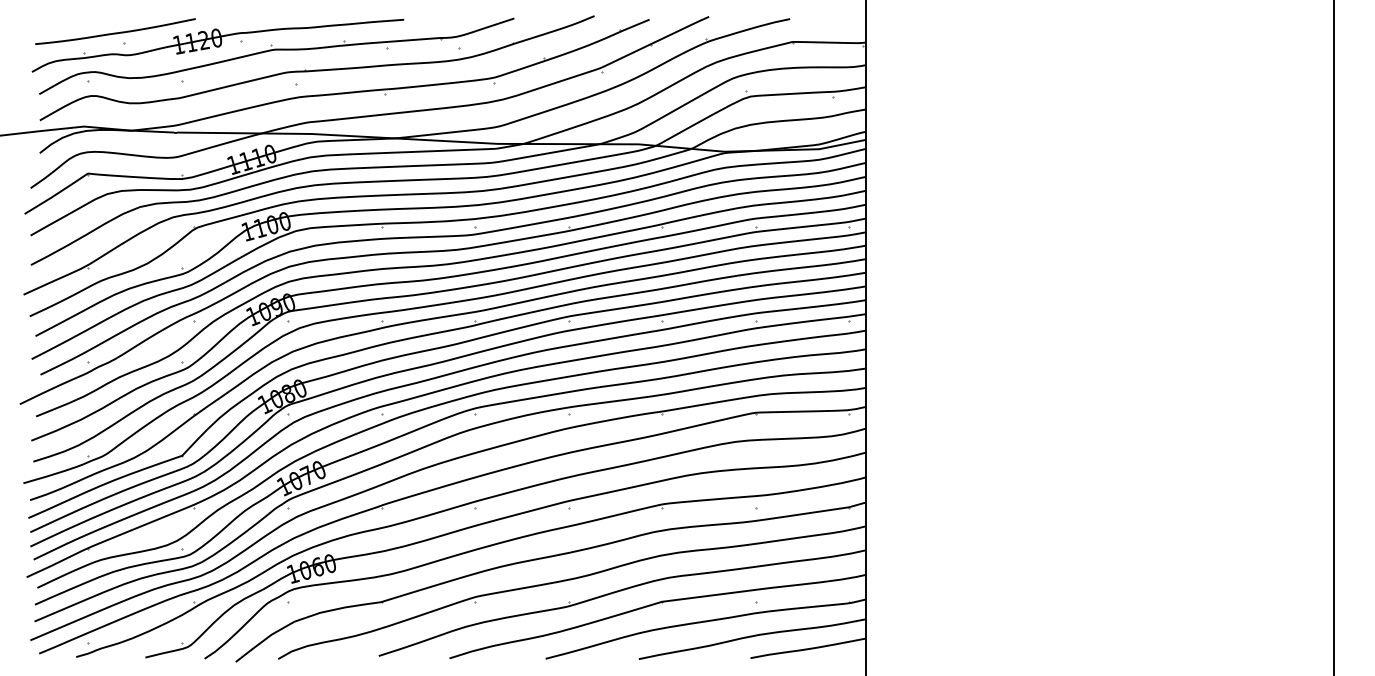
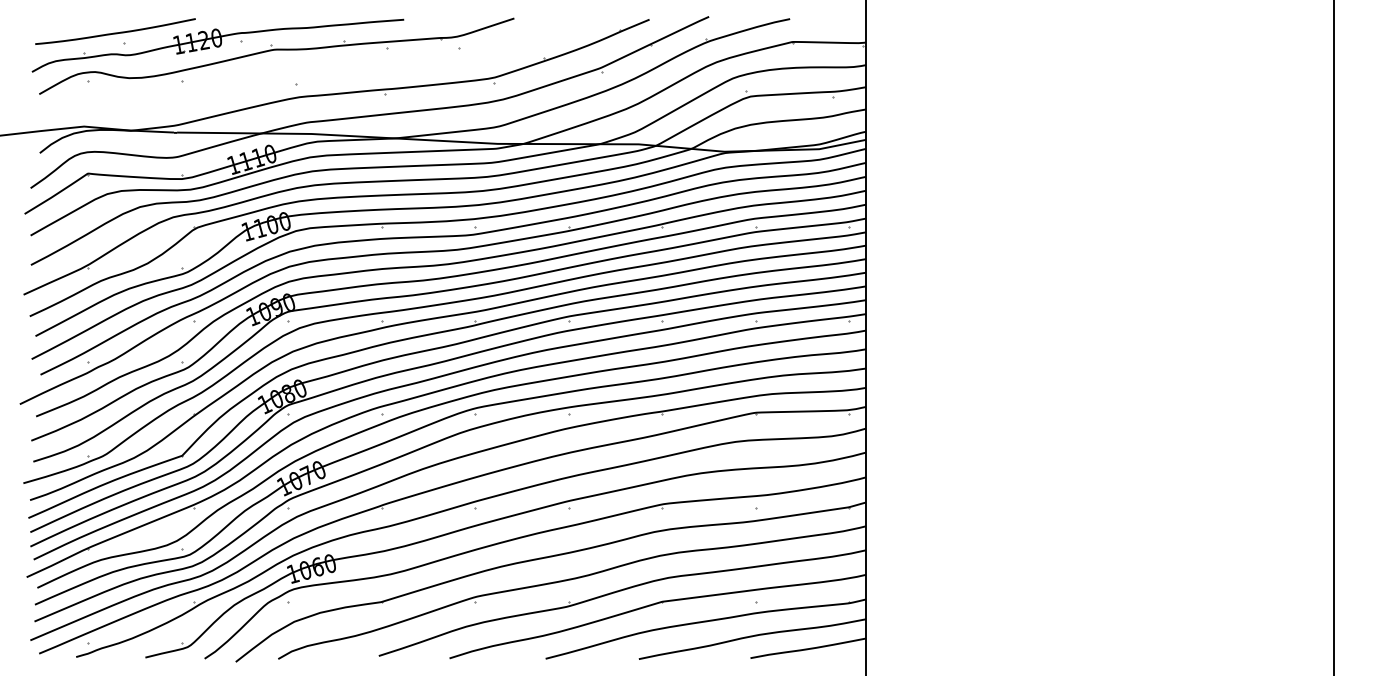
part: present -> none (316, 68)
